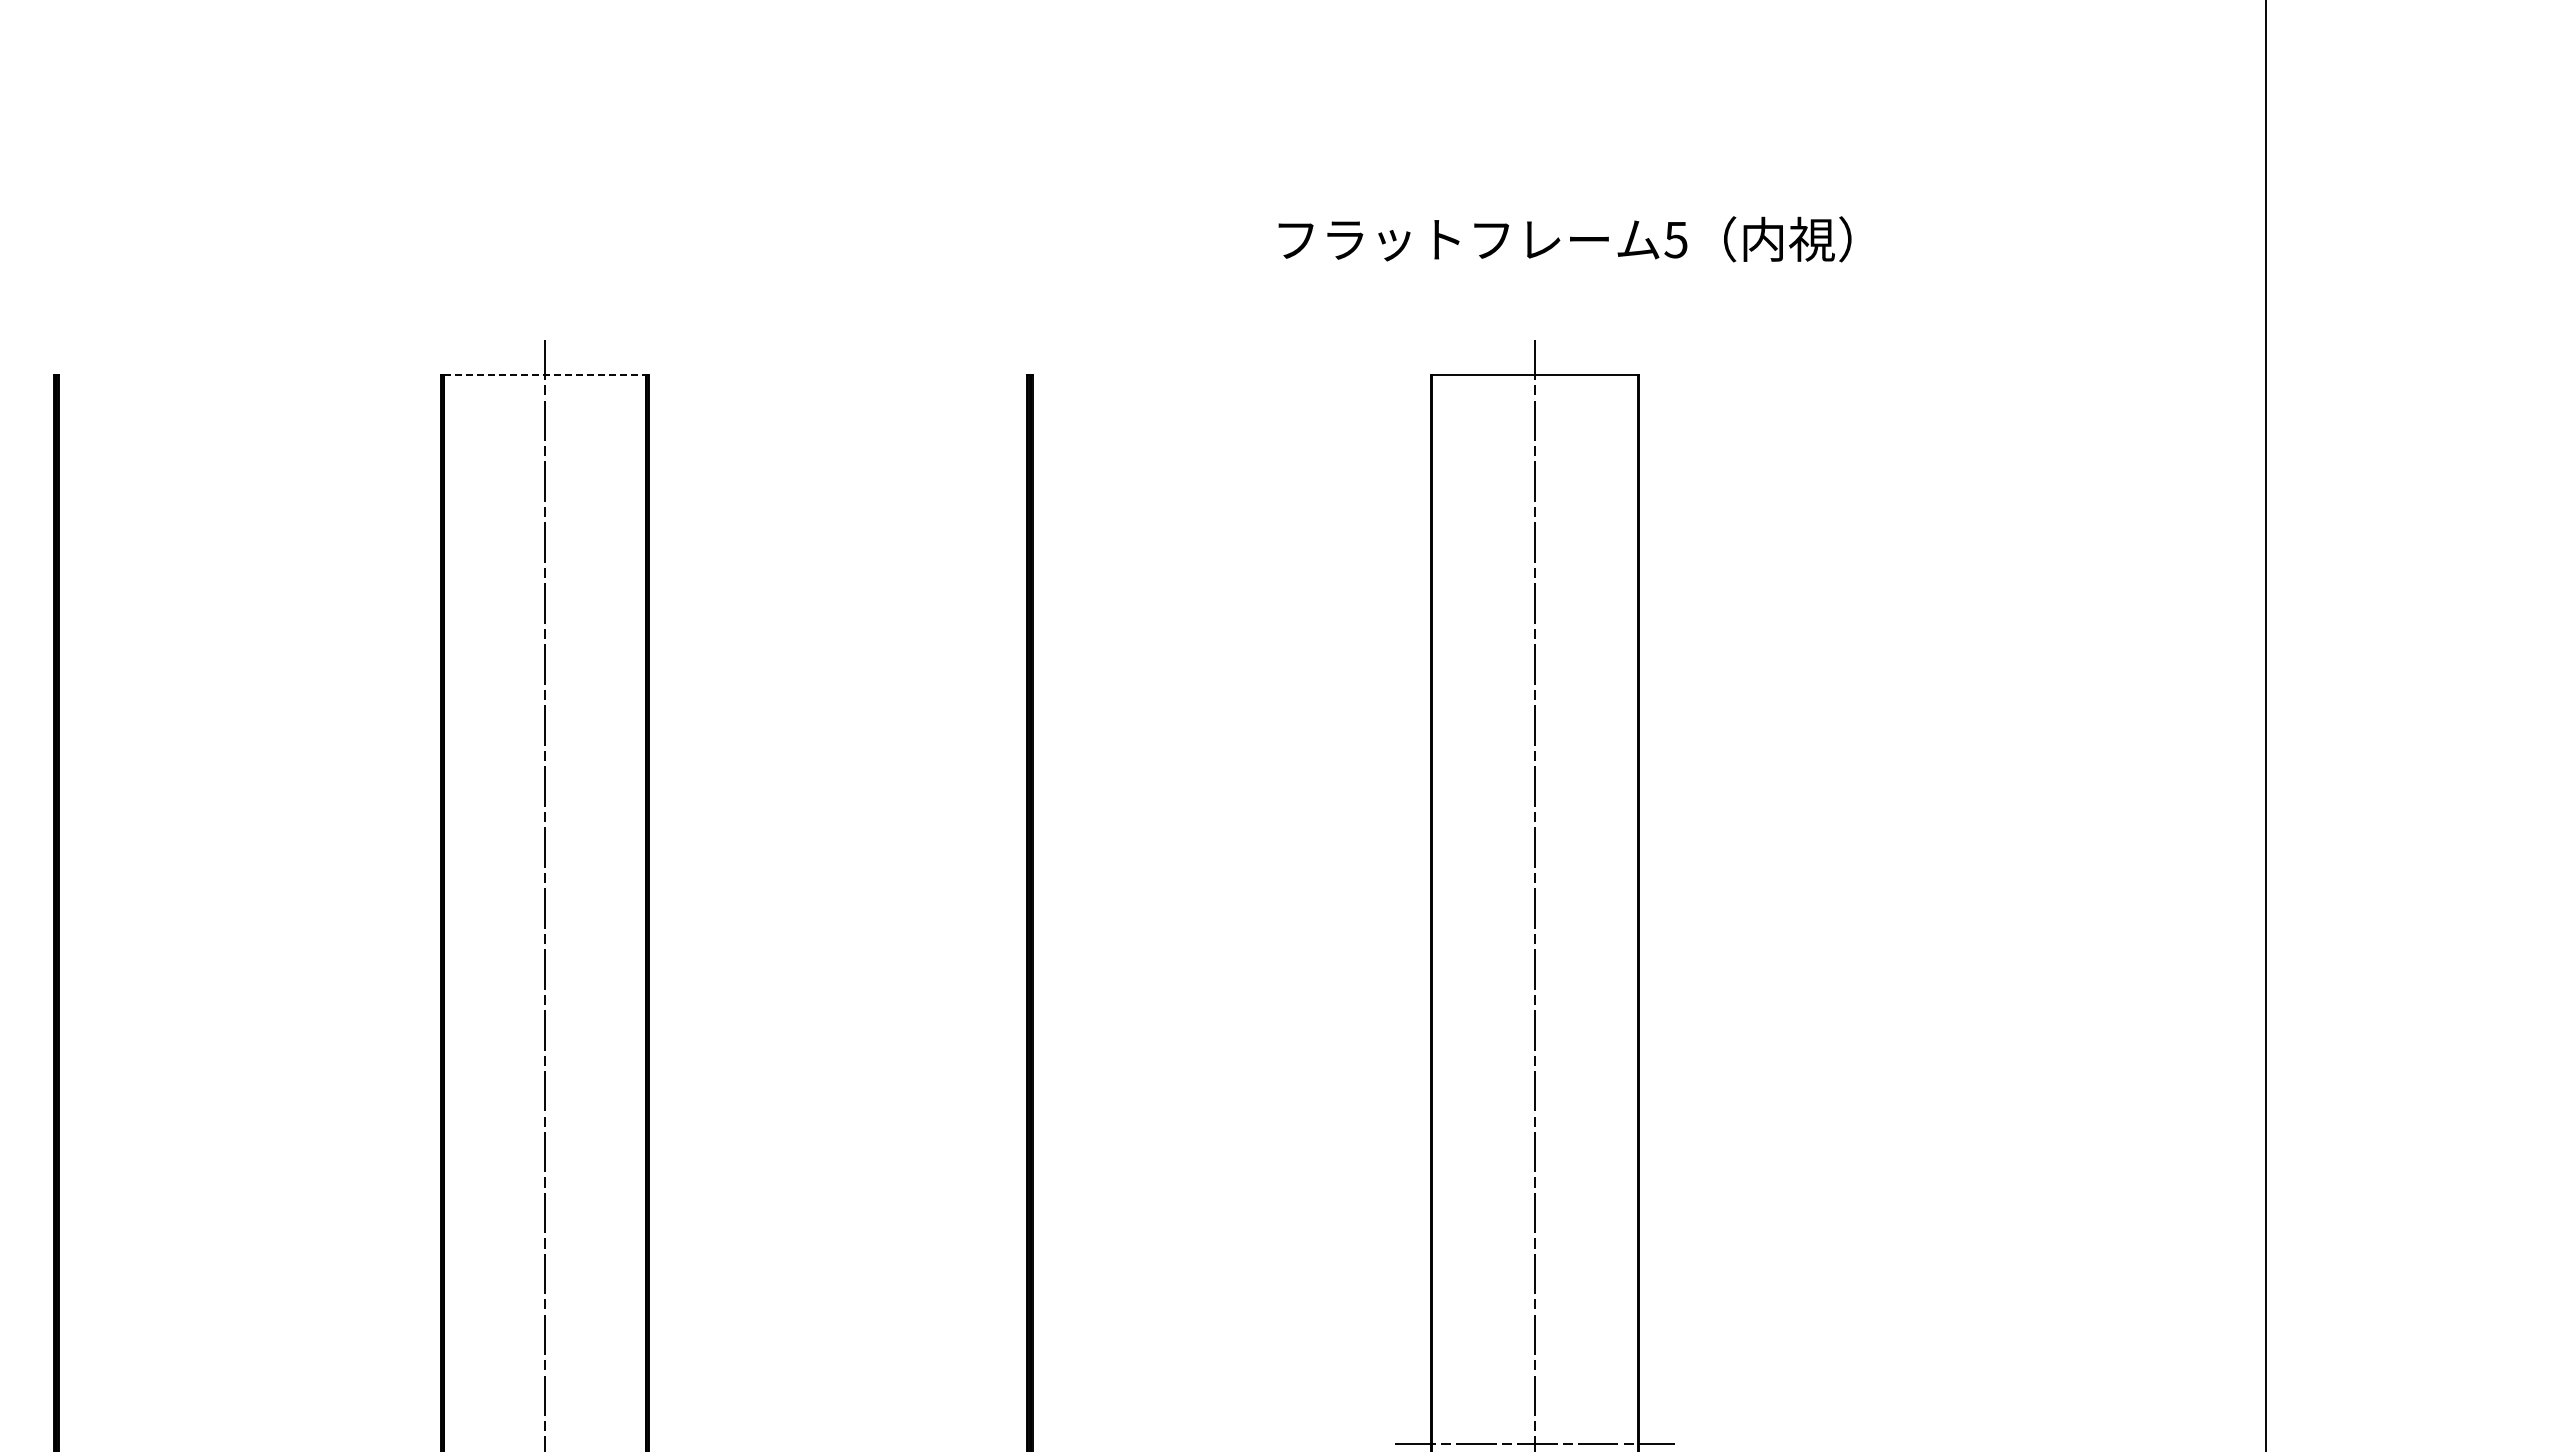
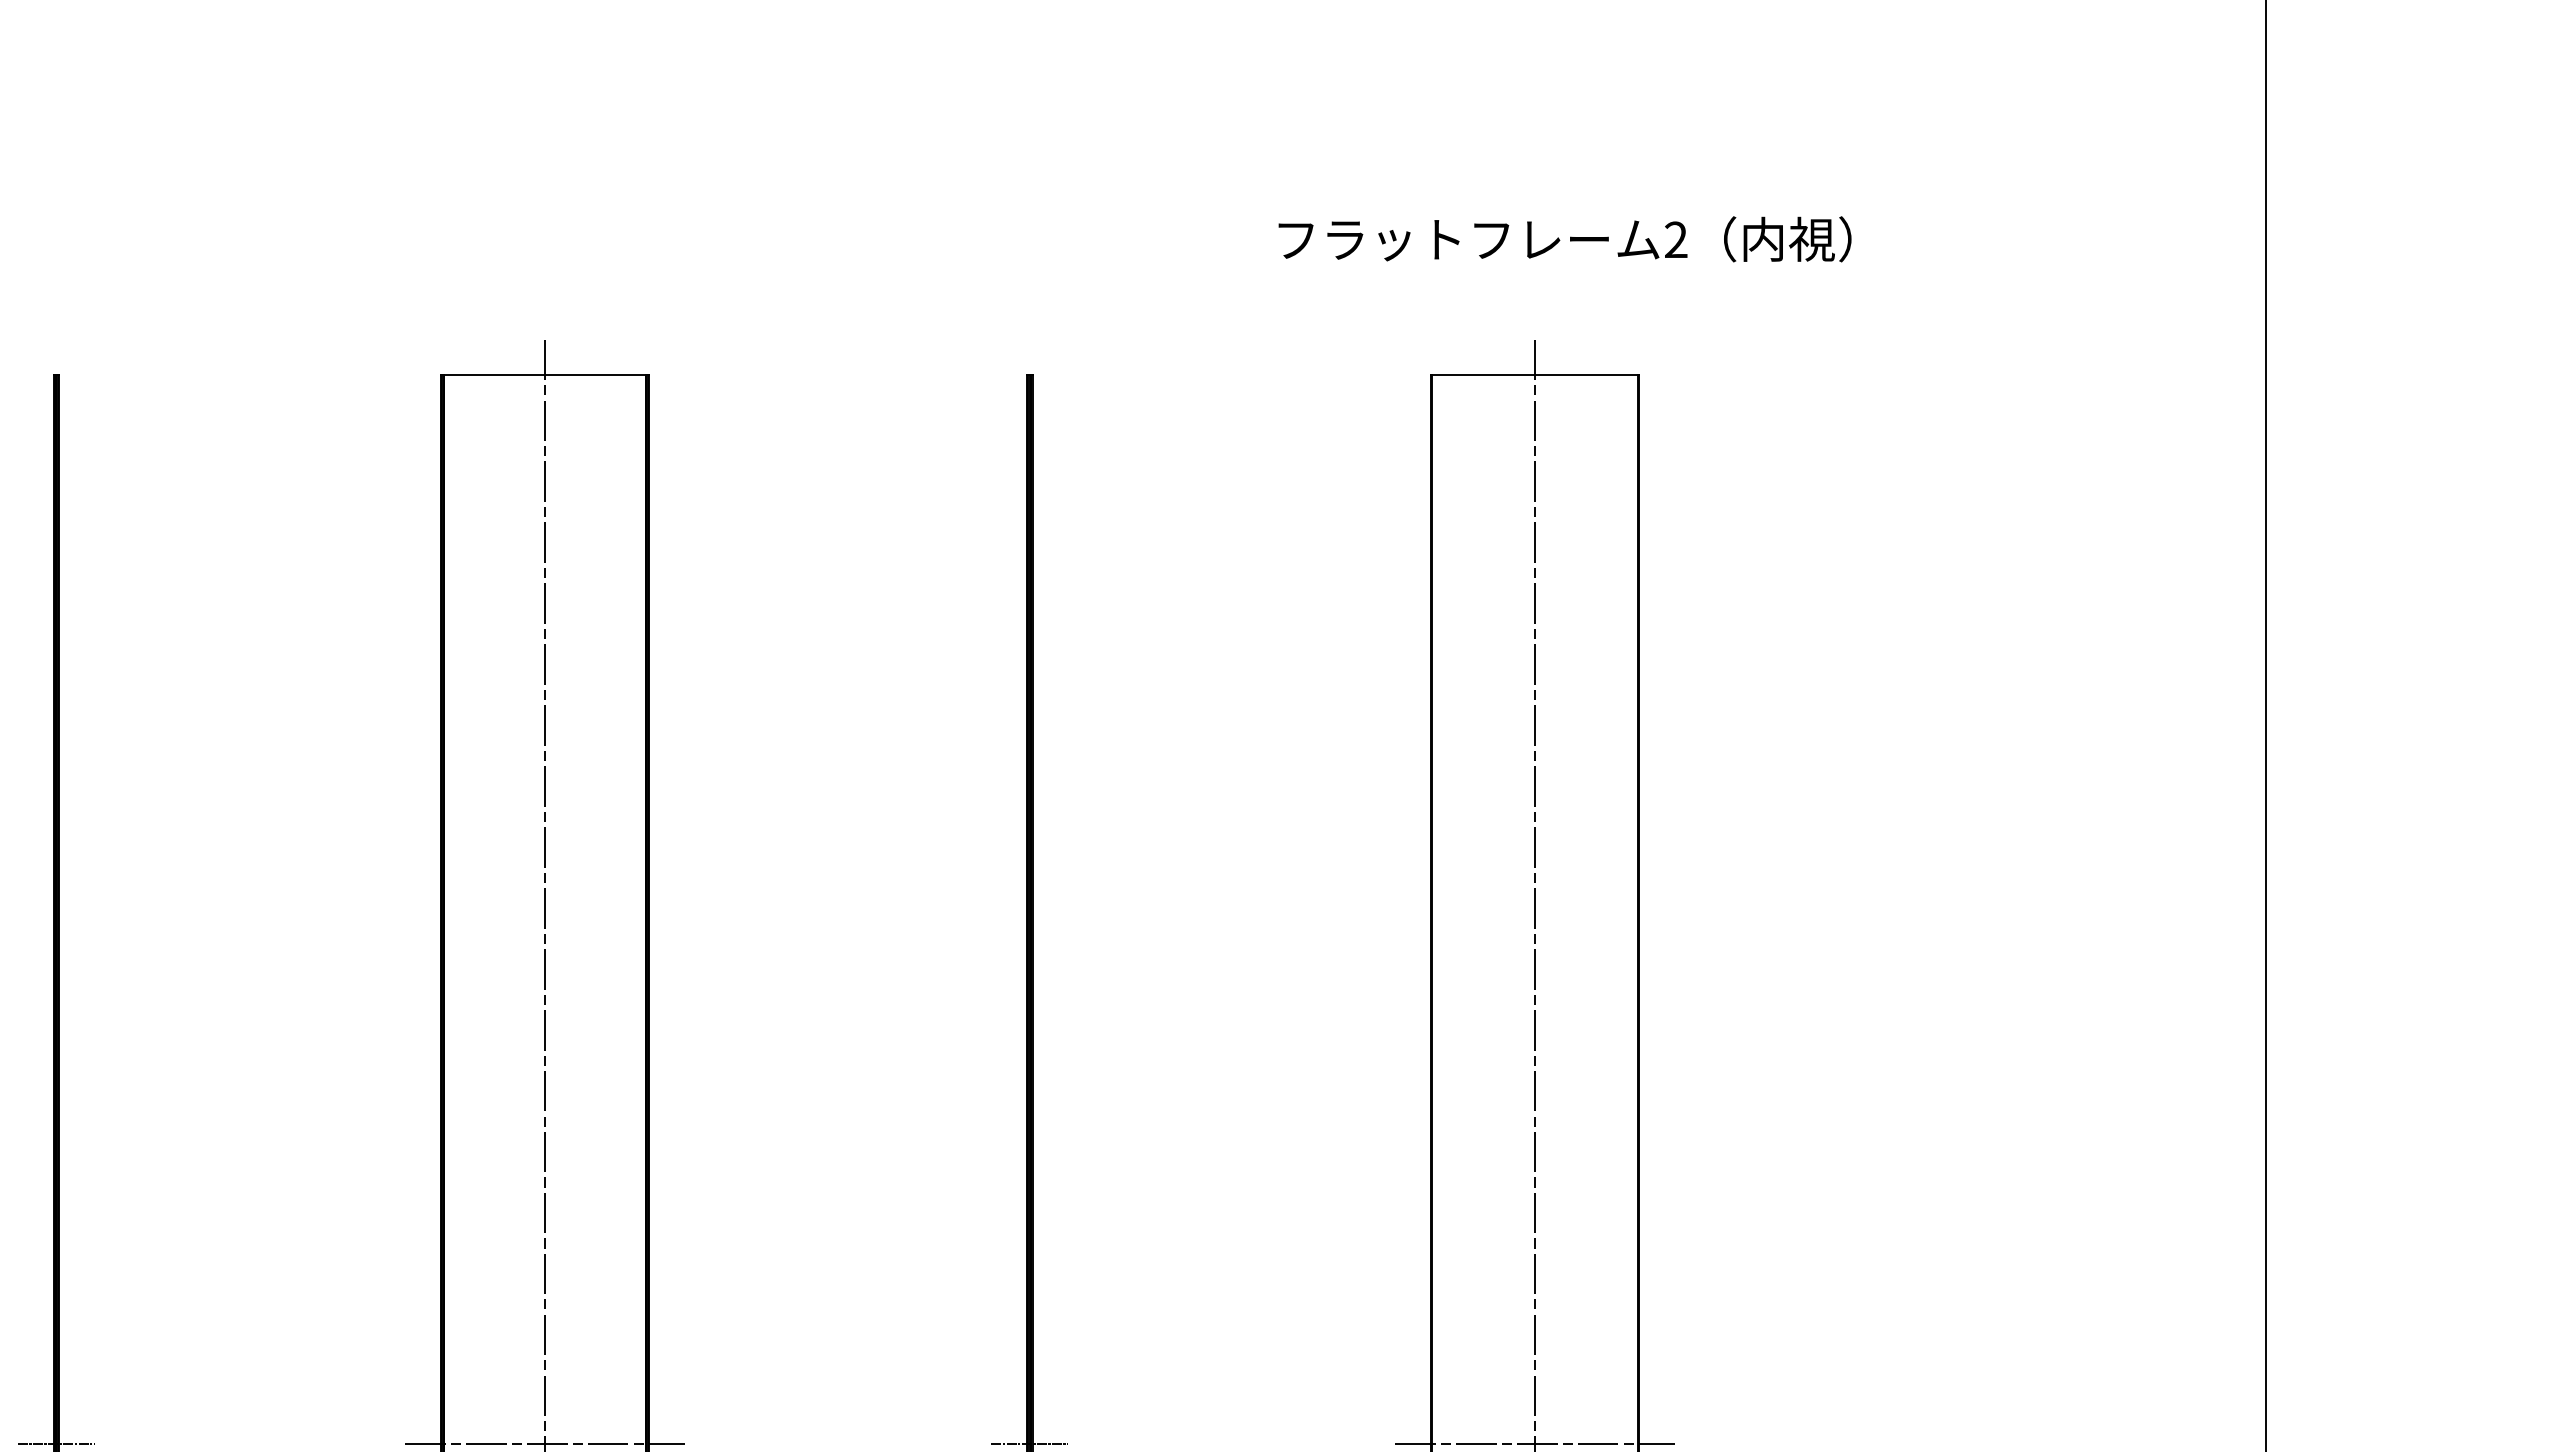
text: 5 -> 2 (1675, 239)
line: dashed -> solid (544, 375)
line: none -> present (55, 1443)
line: none -> present (544, 1443)
line: none -> present (1029, 1443)
